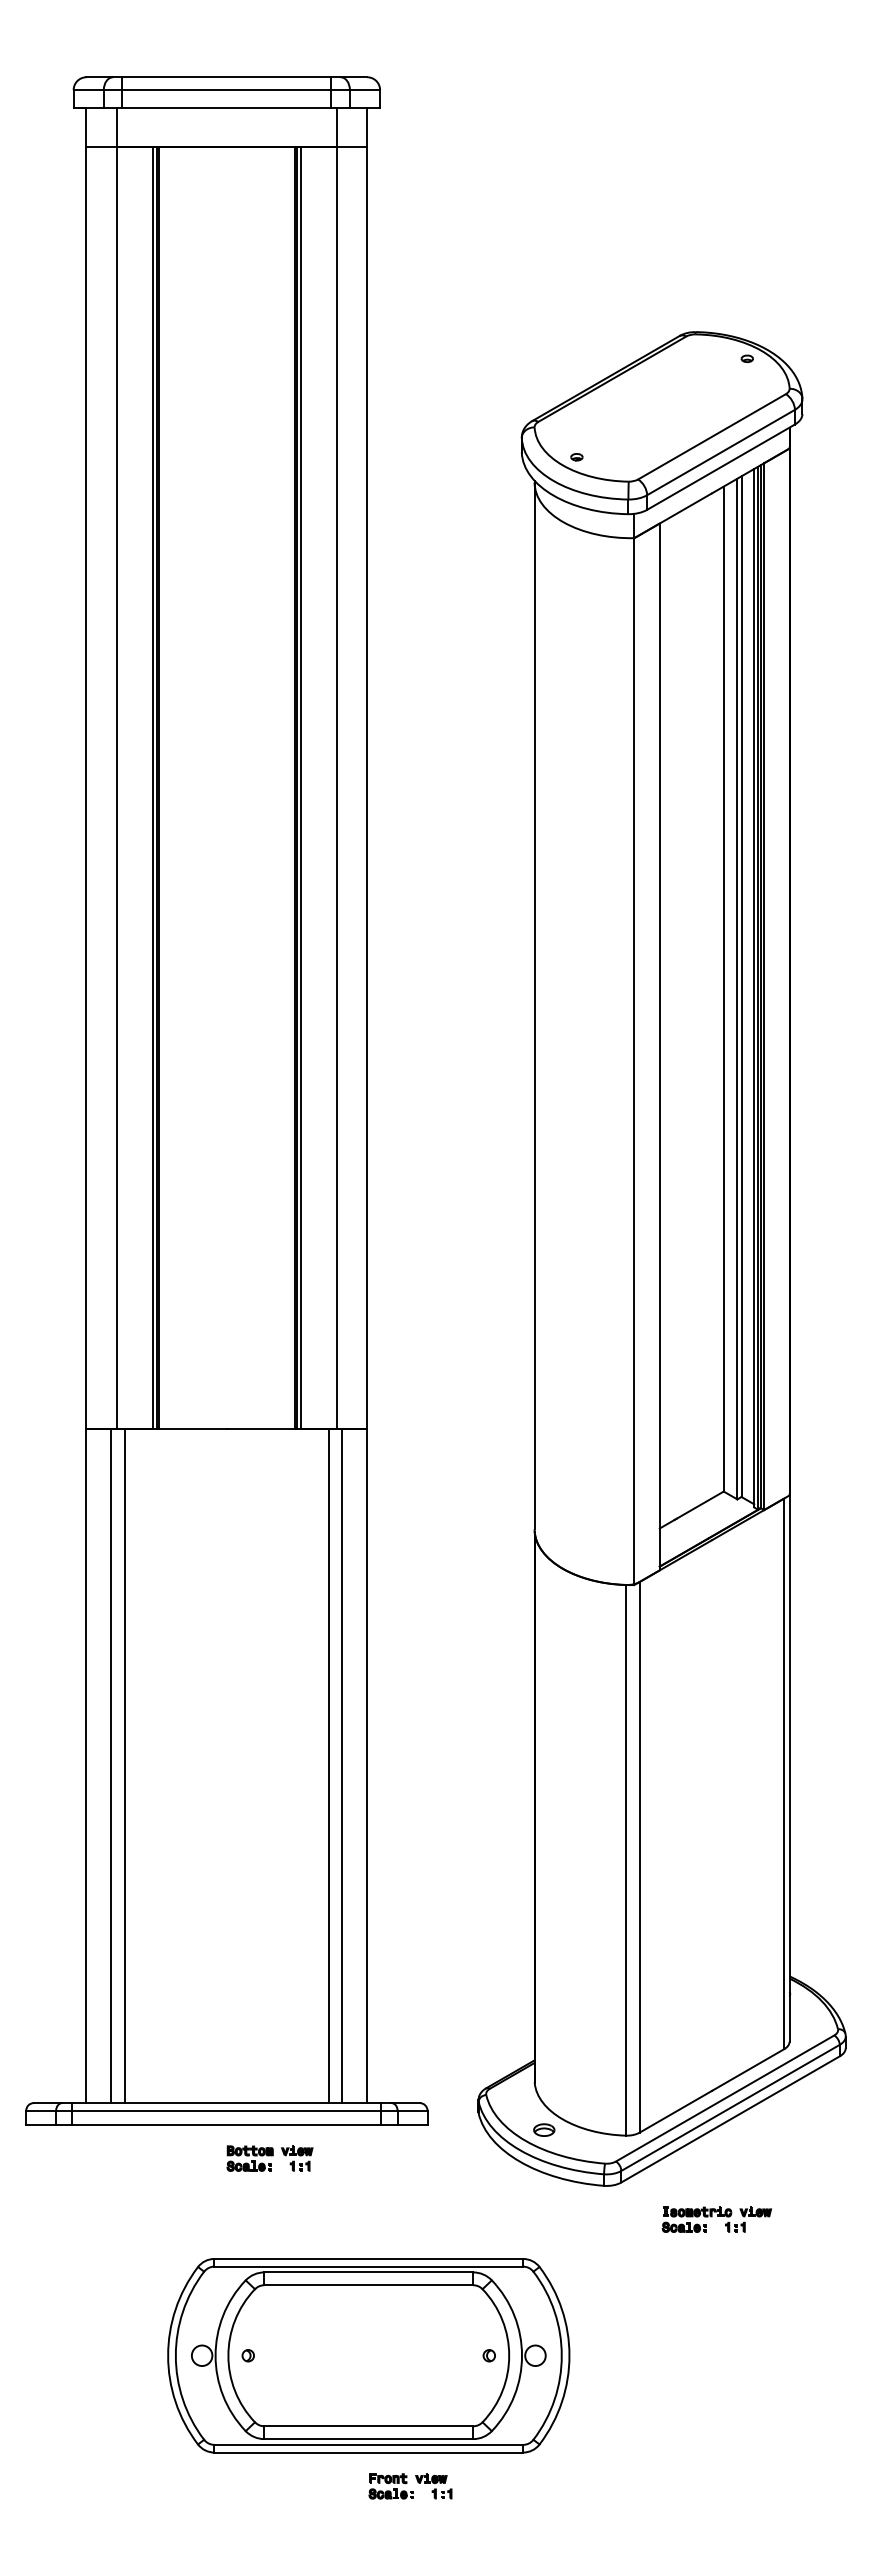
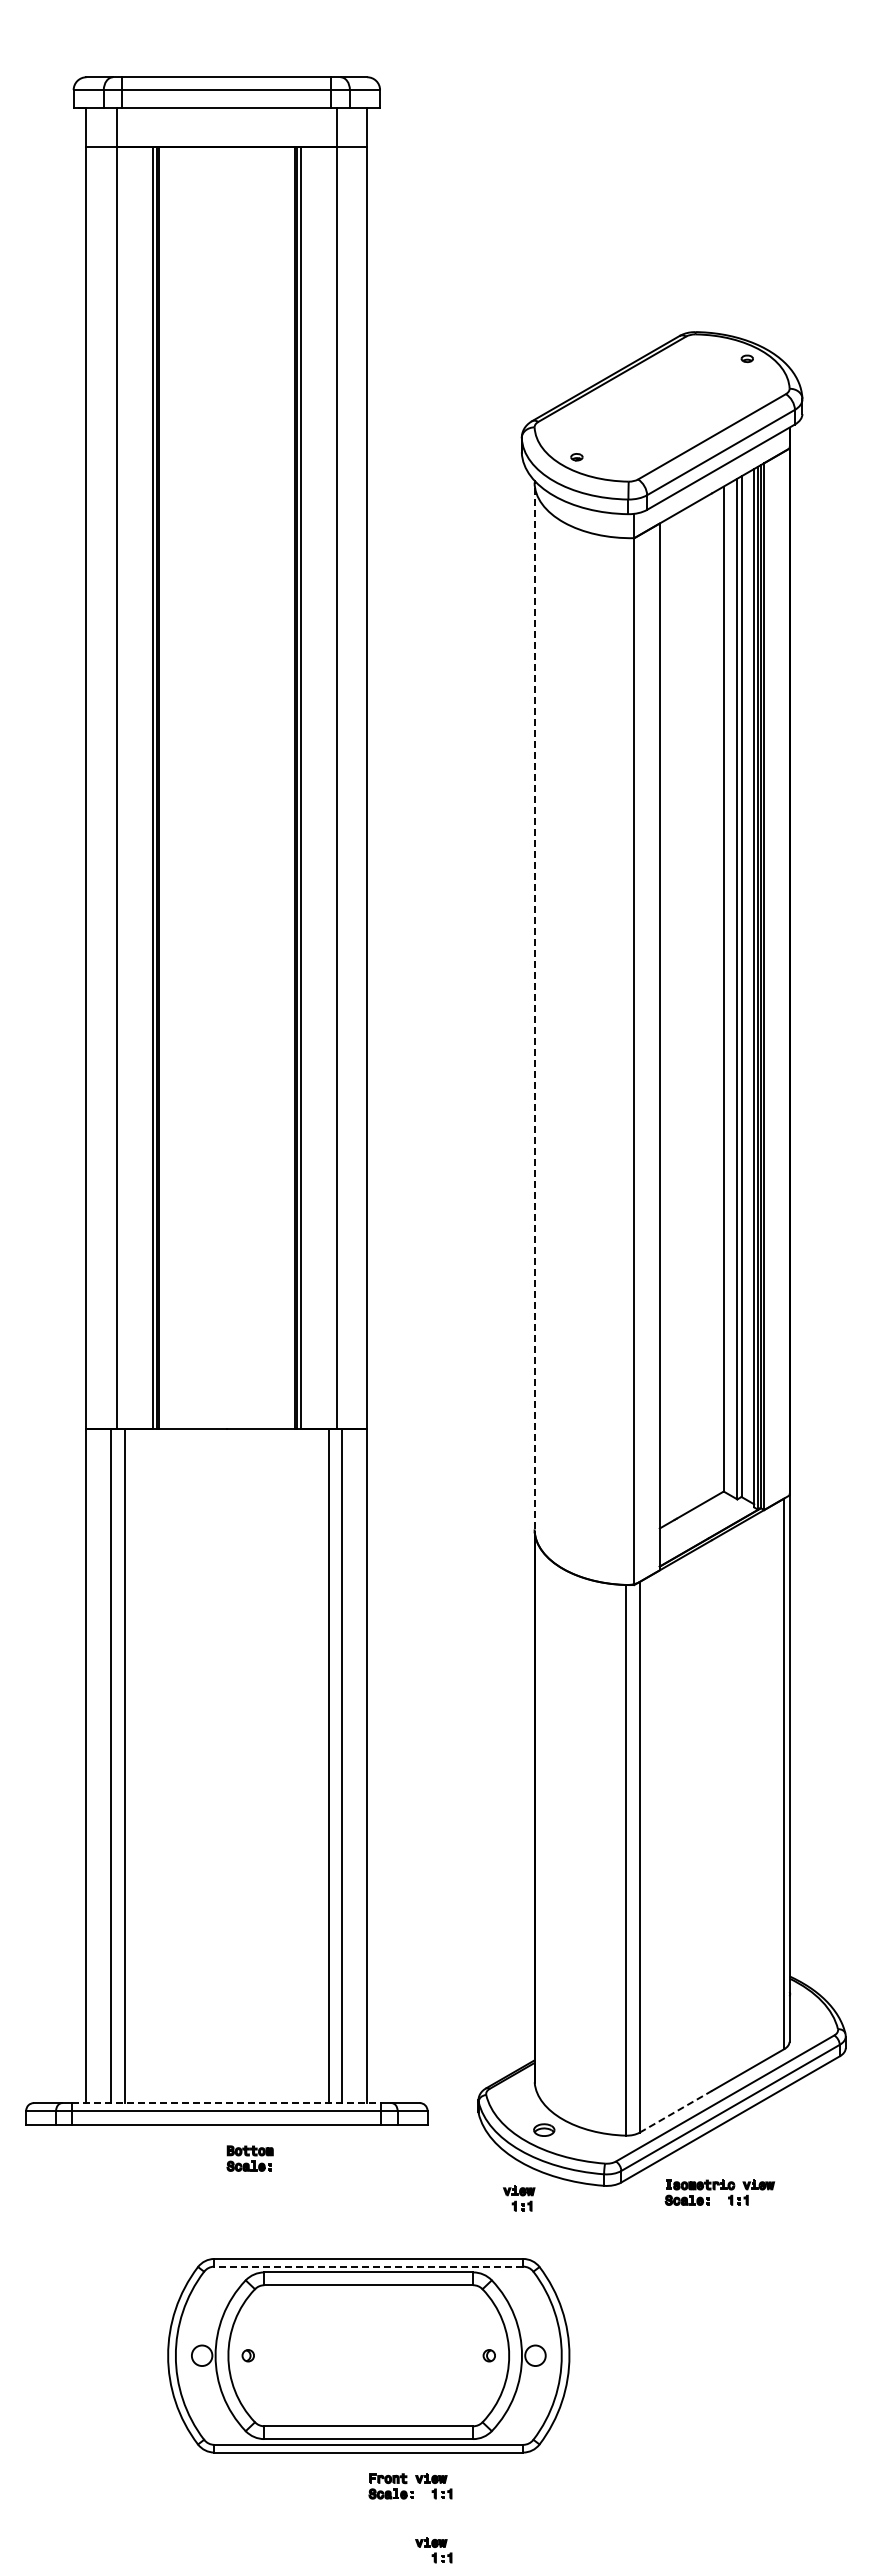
line: solid -> dashed (534, 1005)
line: solid -> dashed (227, 2103)
line: solid -> dashed (675, 2111)
part position: (297, 2158) -> (519, 2198) (519, 2198)
part position: (716, 2219) -> (719, 2192) (719, 2192)
line: solid -> dashed (368, 2266)
part: none -> present (433, 2550)
